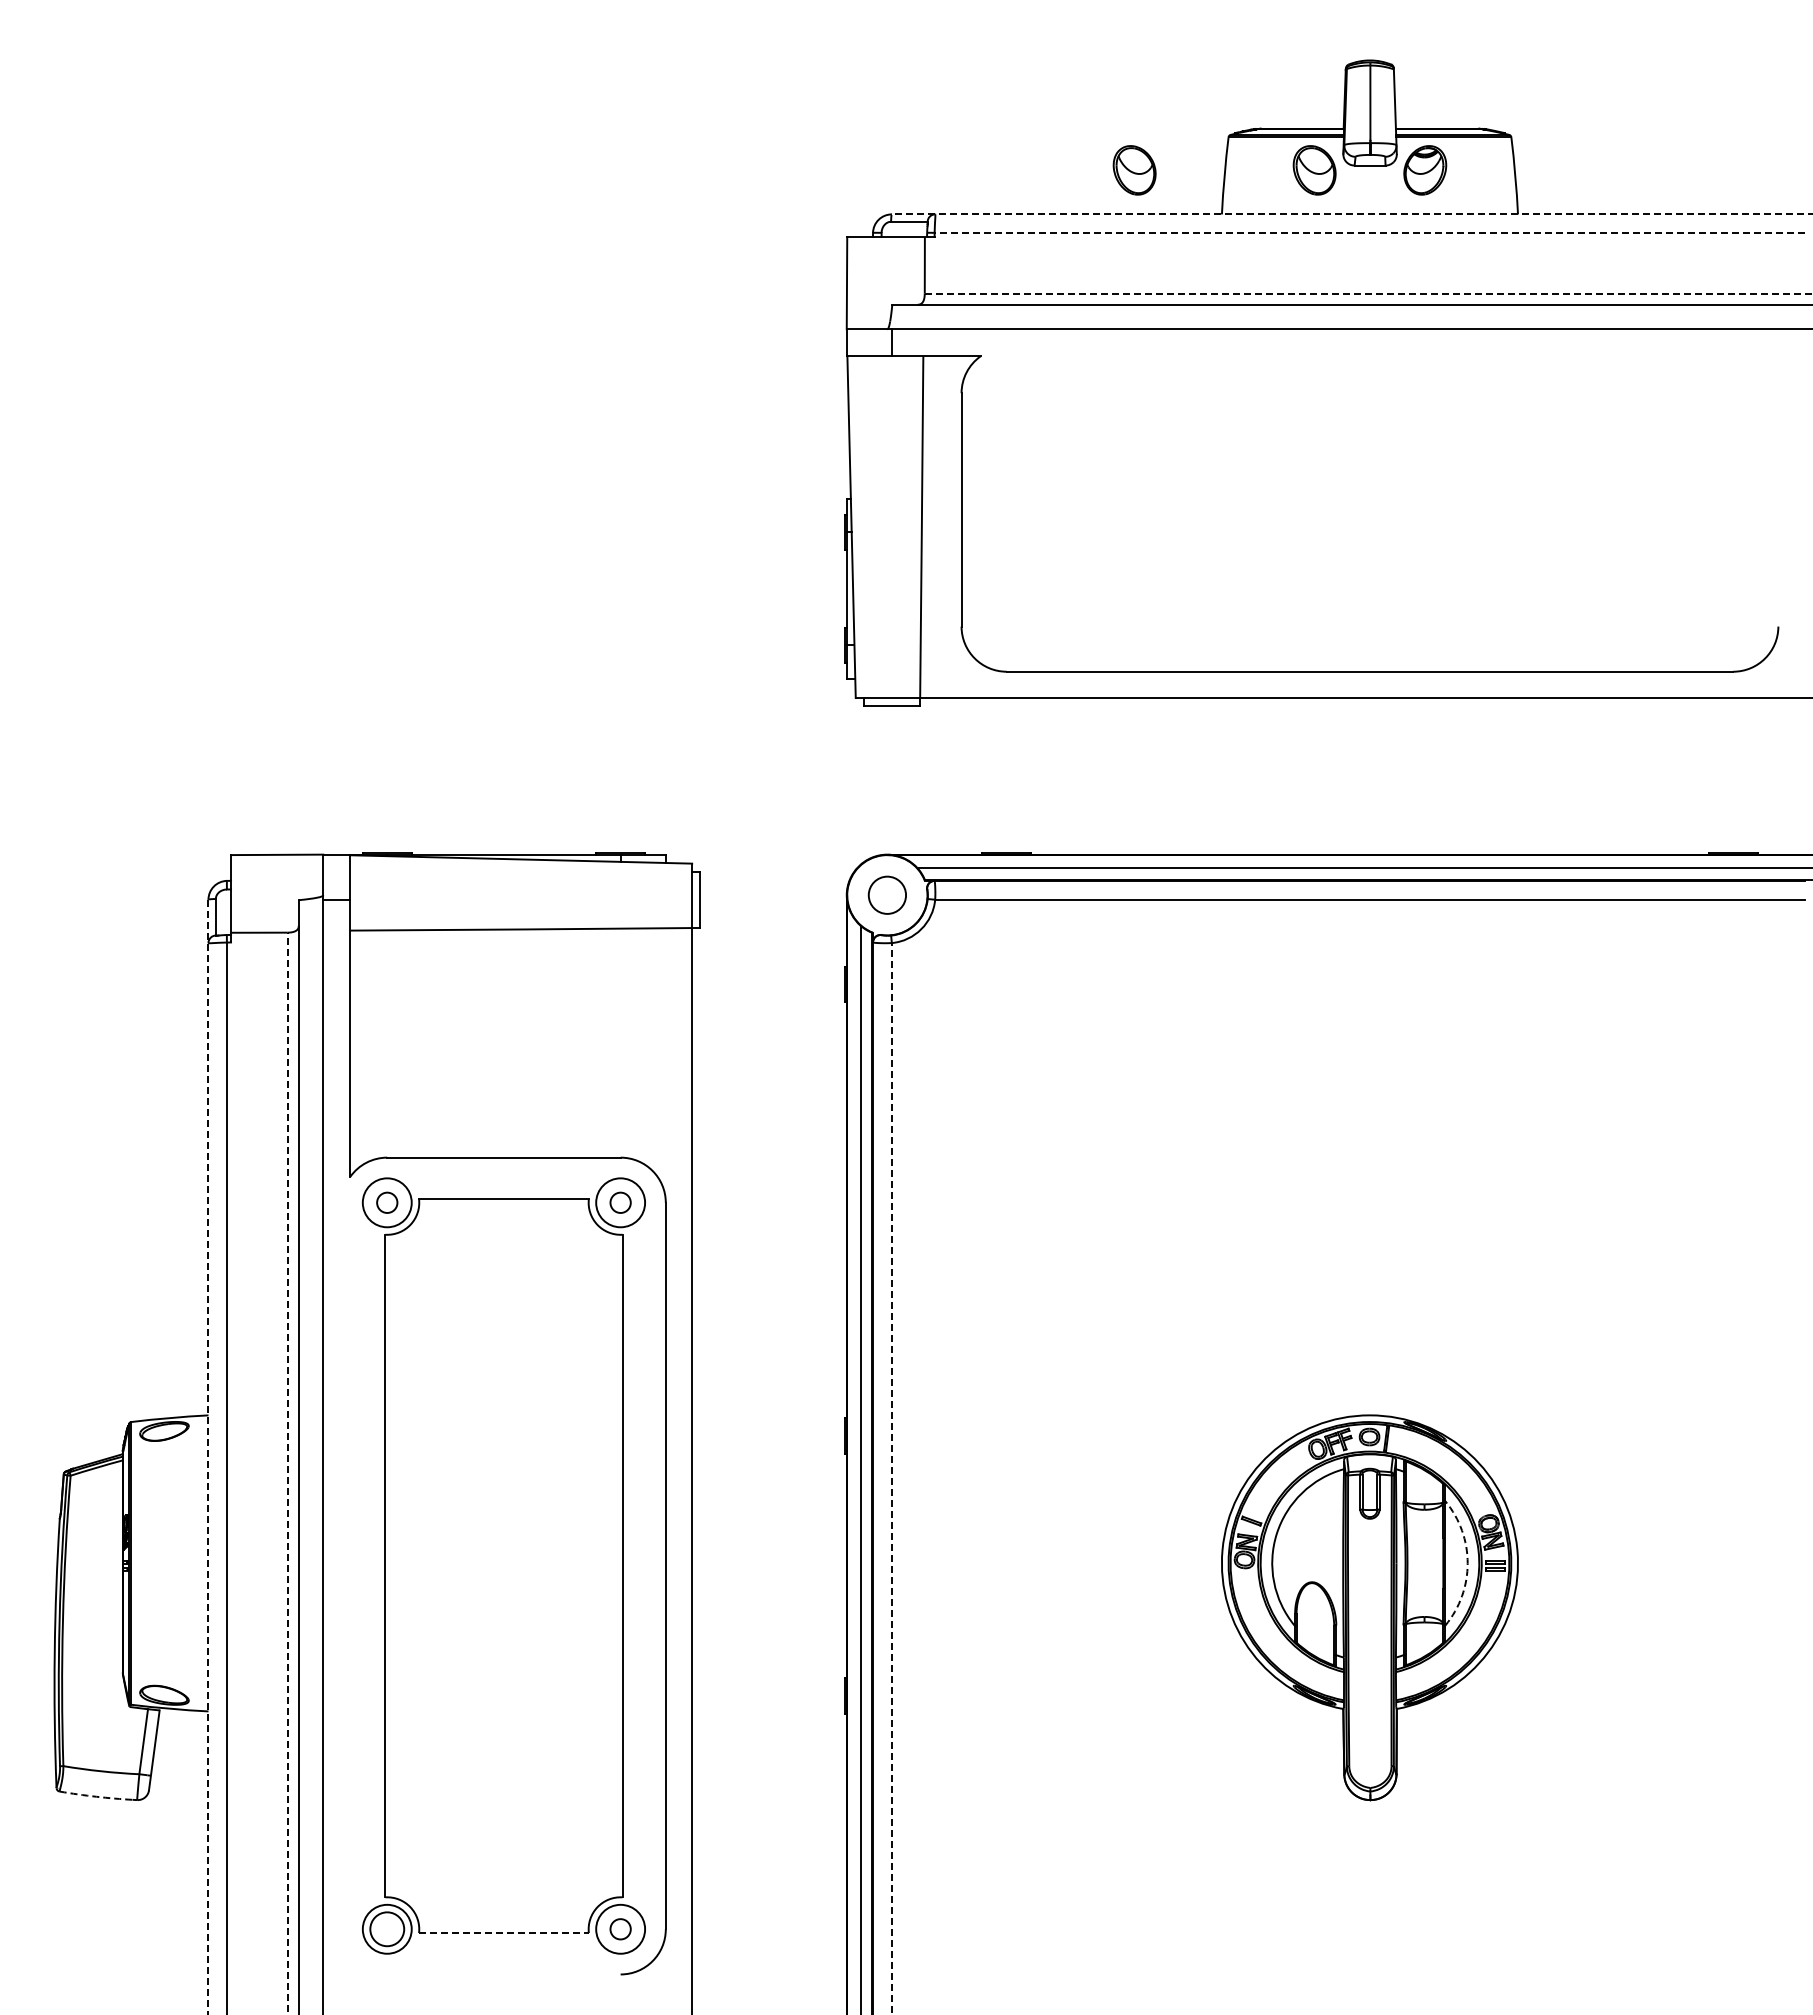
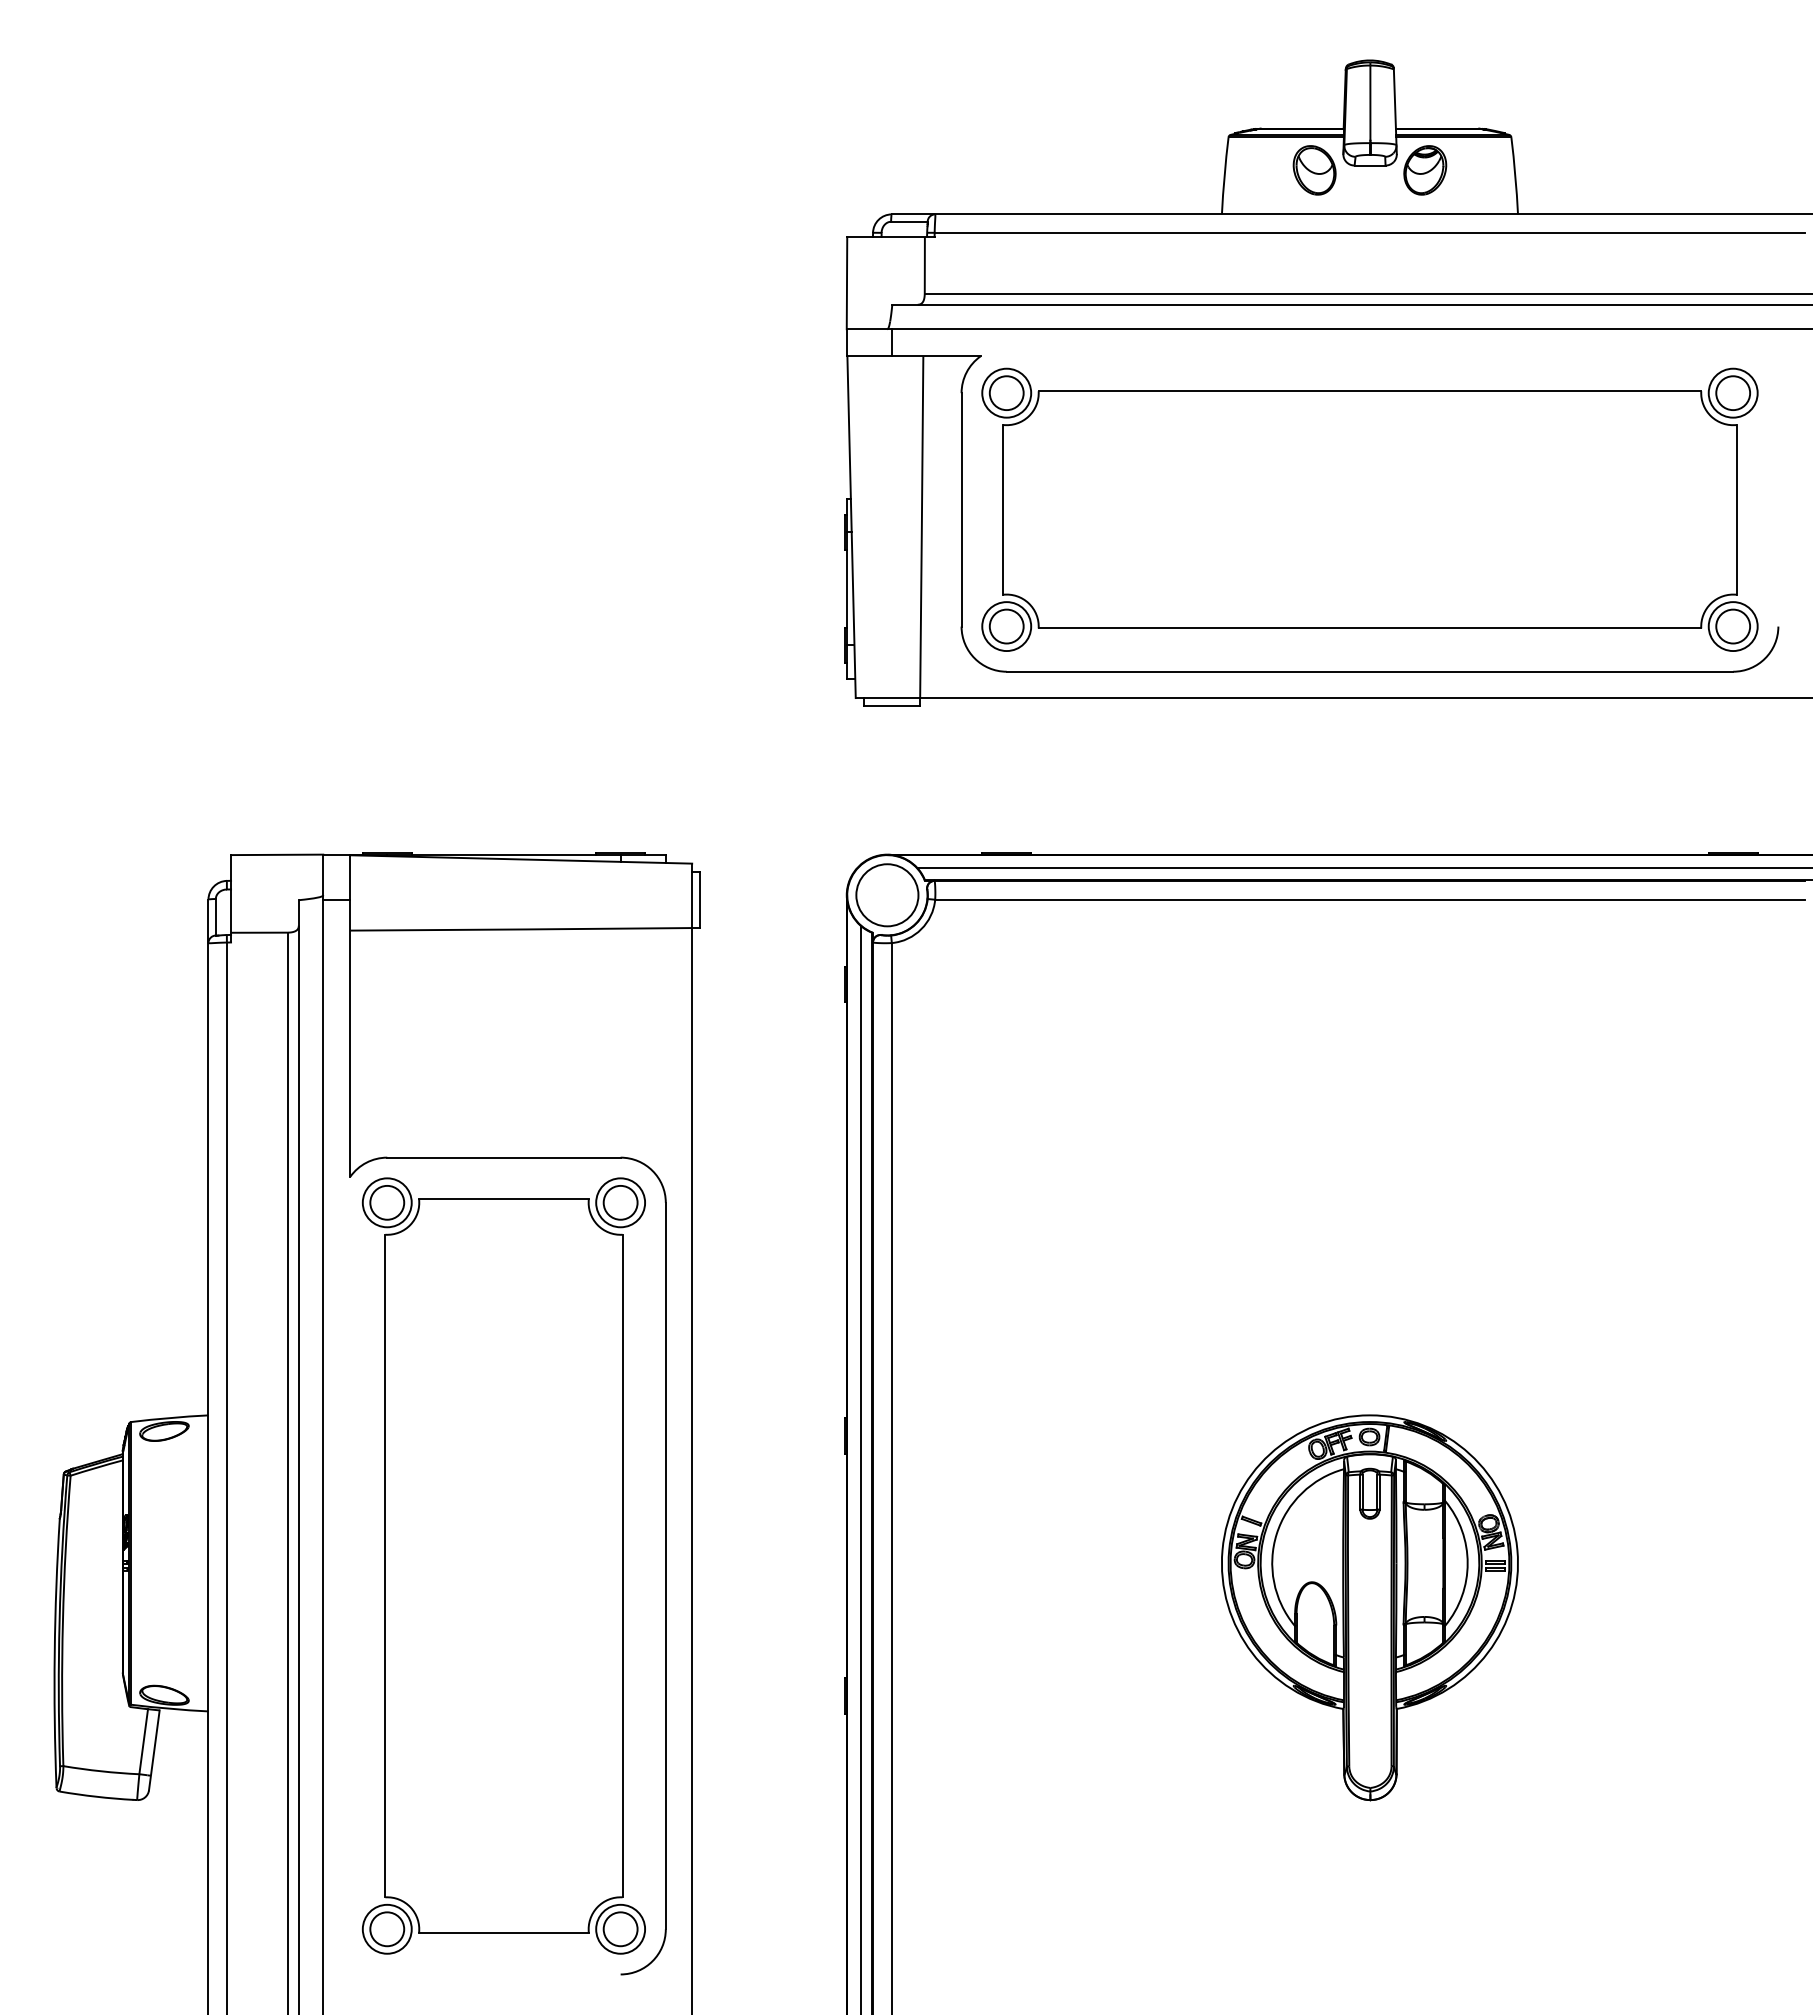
part: present -> none (1134, 170)
line: dashed -> solid (1351, 214)
line: dashed -> solid (1369, 232)
line: dashed -> solid (1368, 293)
part: none -> present (1369, 509)
circle diameter: 37 px -> 62 px (887, 895)
circle diameter: 20 px -> 34 px (387, 1202)
circle diameter: 20 px -> 34 px (620, 1202)
line: dashed -> solid (208, 1457)
line: dashed -> solid (287, 1473)
line: dashed -> solid (891, 1478)
arc: dashed -> solid (1467, 1563)
arc: dashed -> solid (96, 1796)
circle diameter: 20 px -> 34 px (620, 1929)
line: dashed -> solid (503, 1933)
